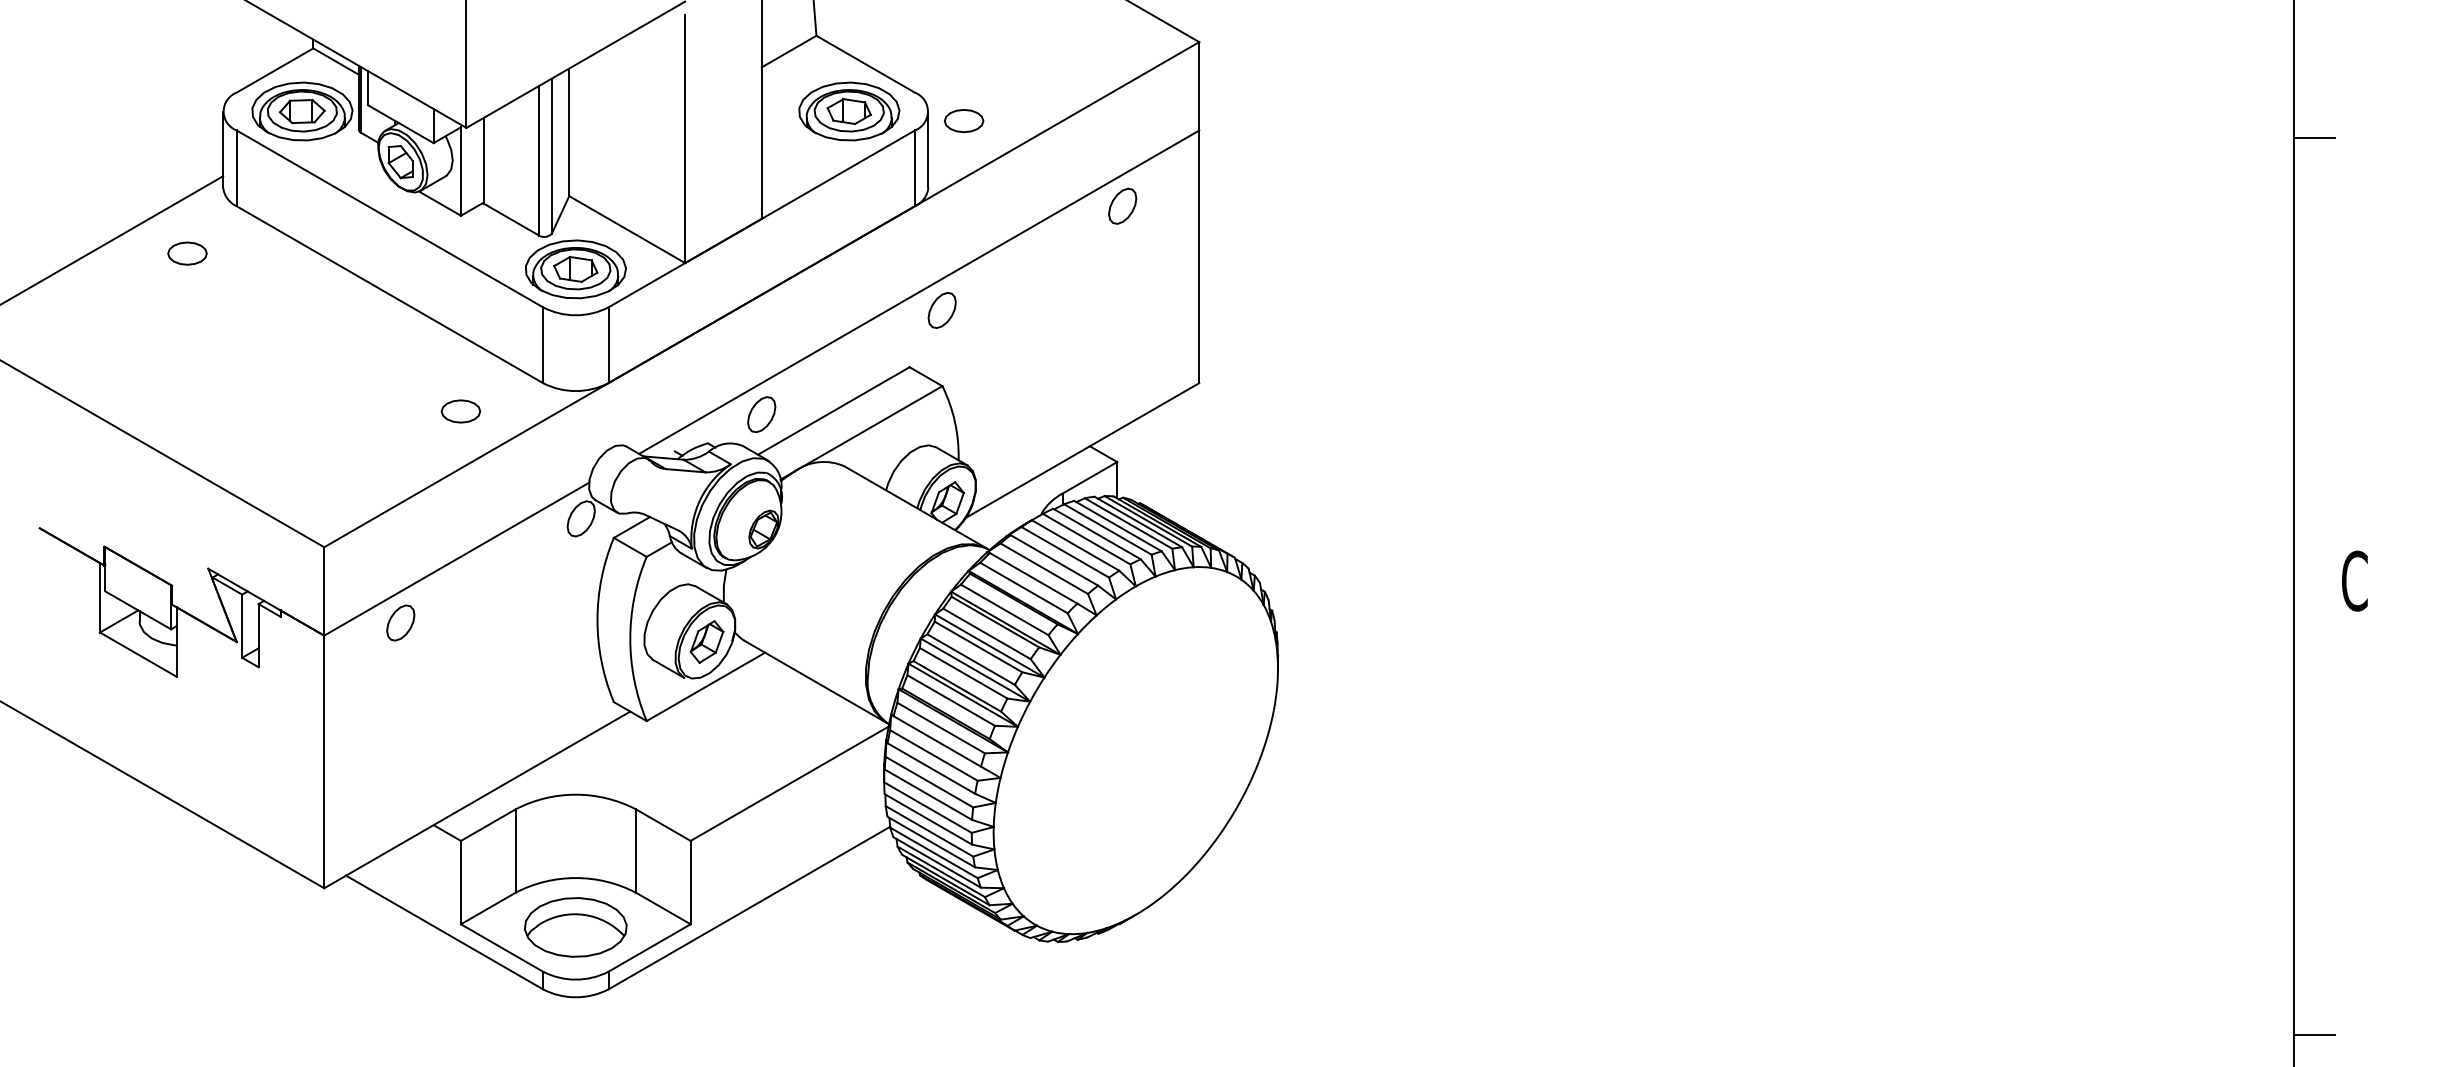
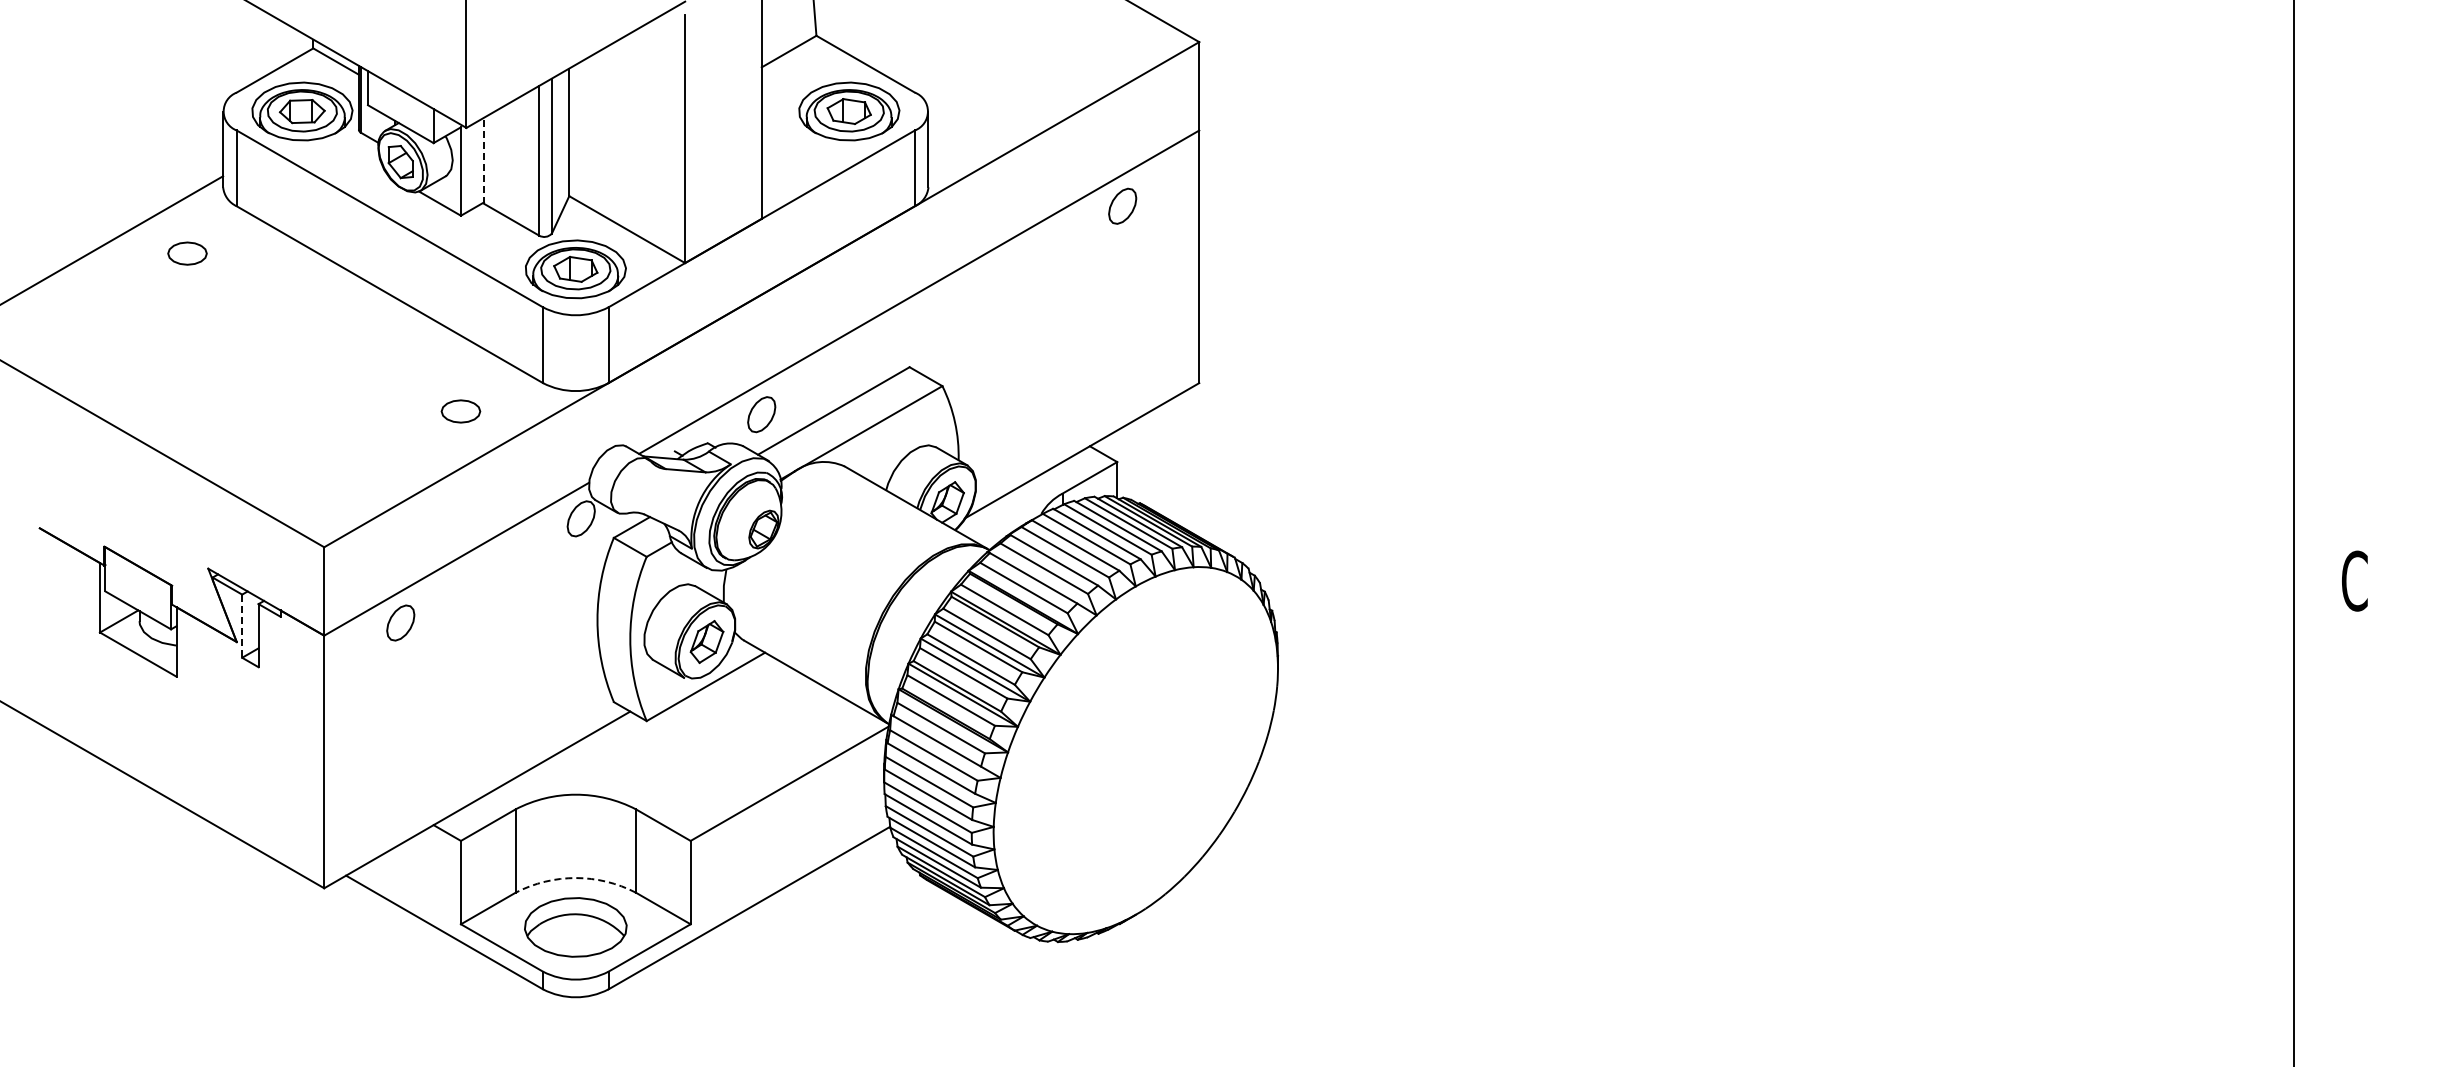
part: present -> none (964, 121)
line: present -> none (2314, 138)
line: solid -> dashed (483, 160)
part: present -> none (941, 310)
line: solid -> dashed (242, 626)
arc: solid -> dashed (575, 878)
line: present -> none (2314, 1035)
